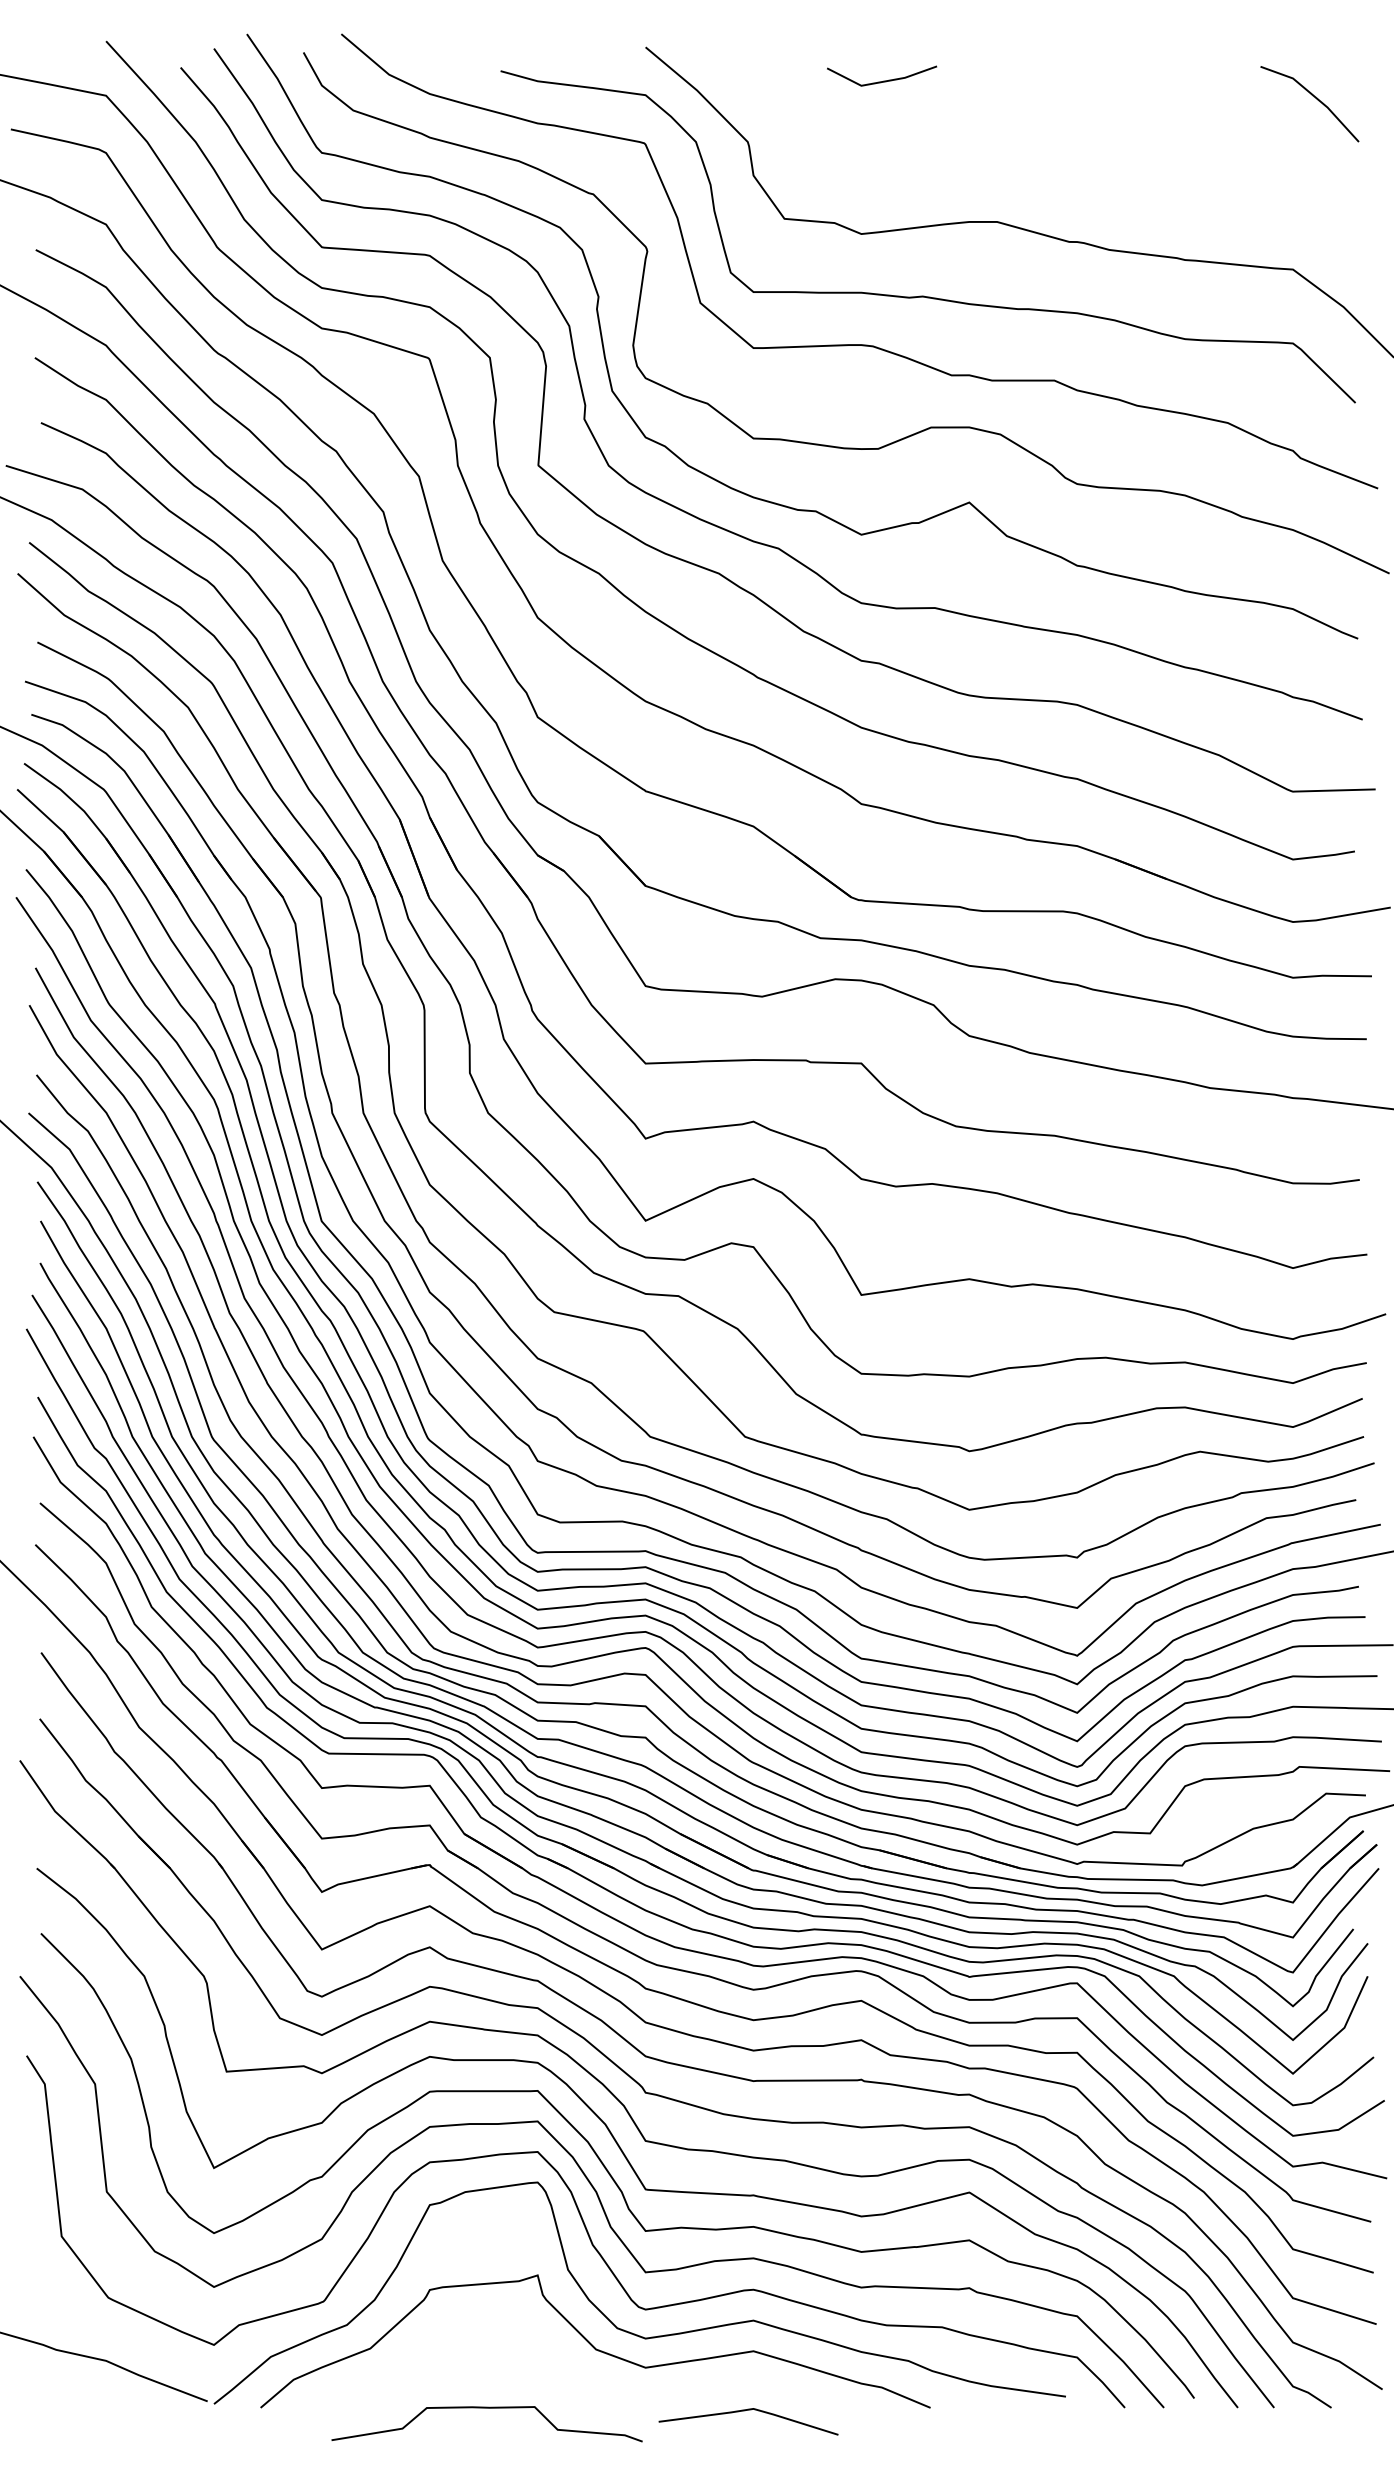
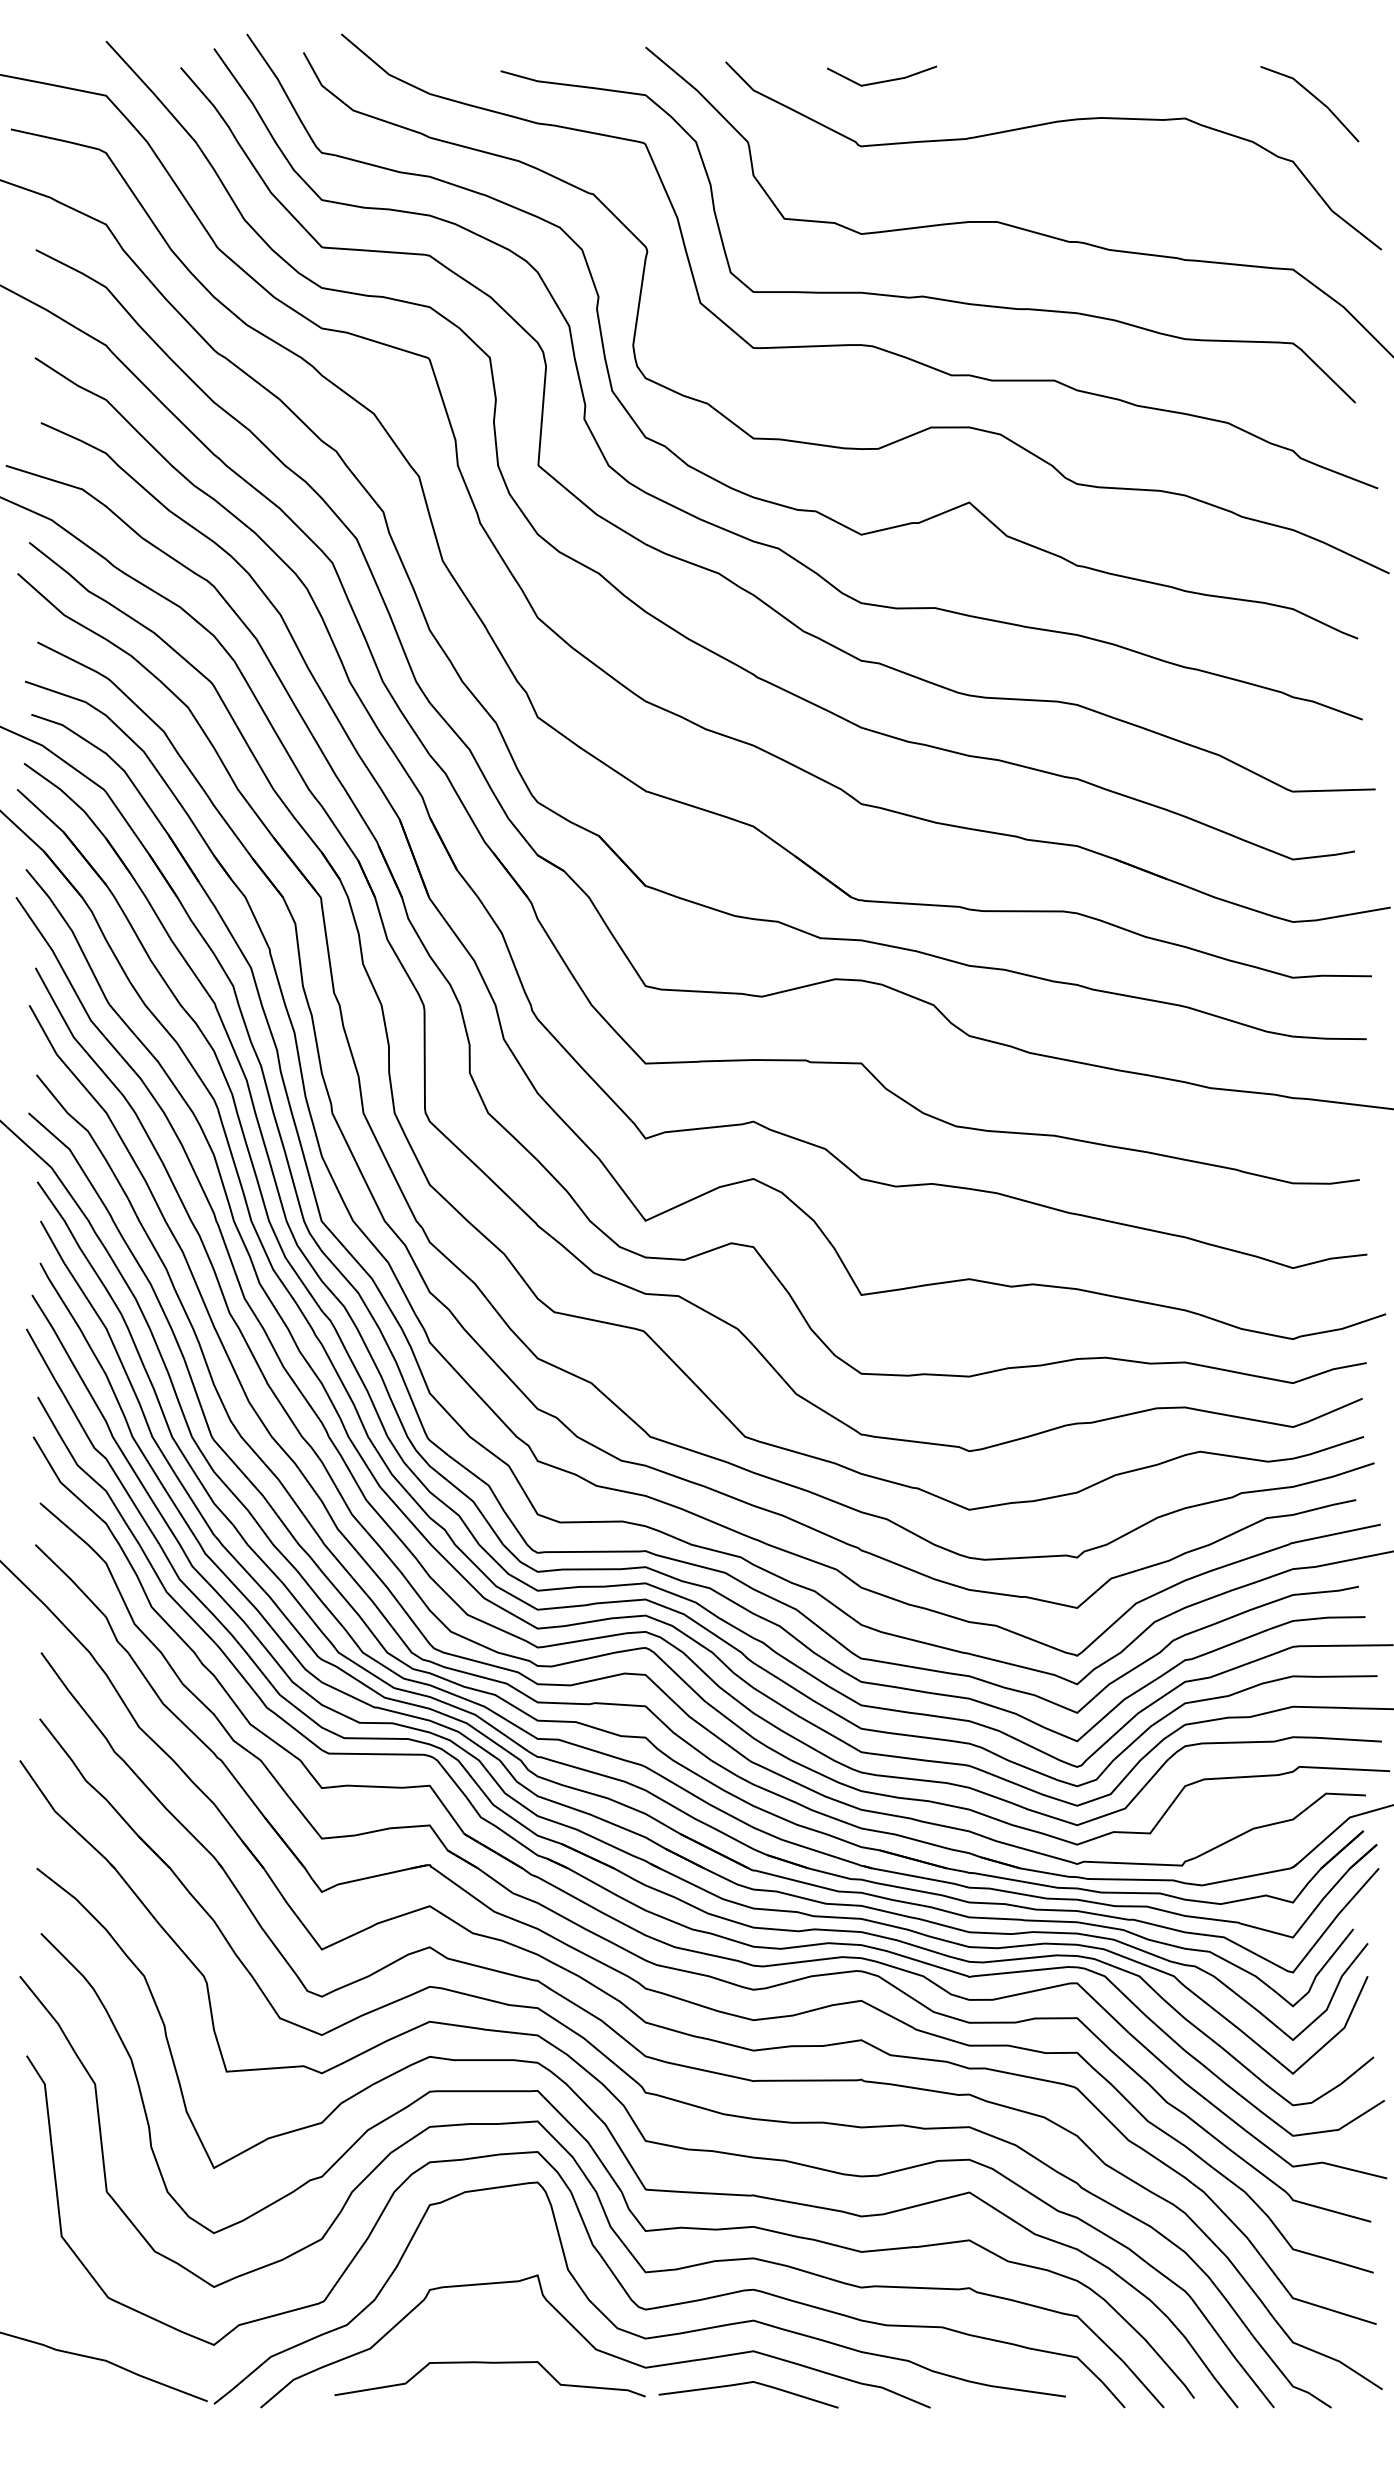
curve: none -> present (1049, 124)
curve position: (486, 2408) -> (489, 2363) (489, 2363)
line position: (745, 2411) -> (745, 2384) (745, 2384)
